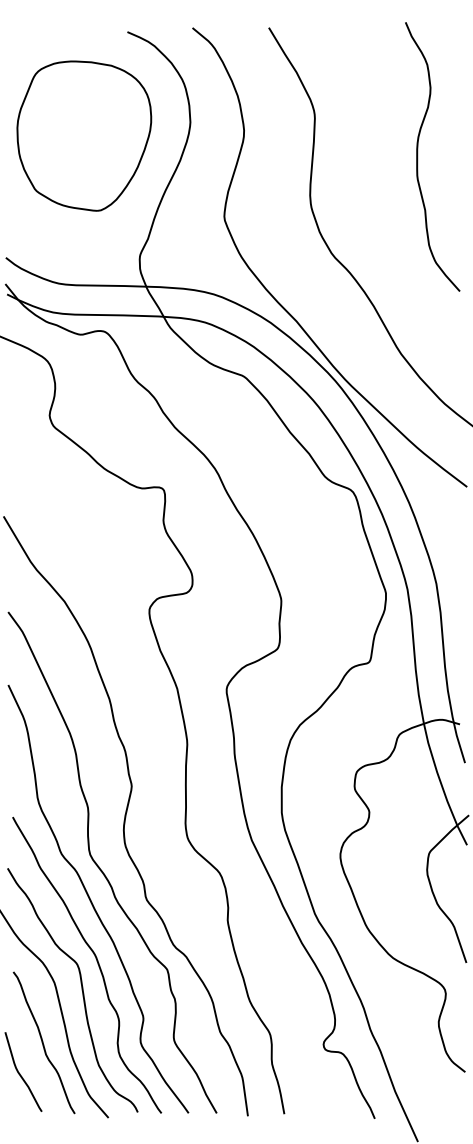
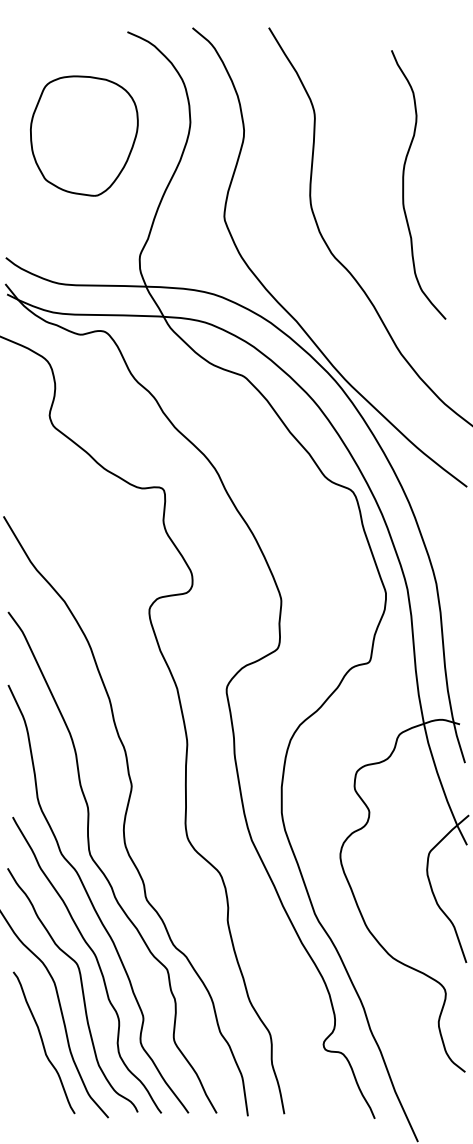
part size: 137x152 px -> 109x122 px (84, 135)
curve position: (418, 156) -> (404, 184) (404, 184)
curve: present -> none (20, 1073)
